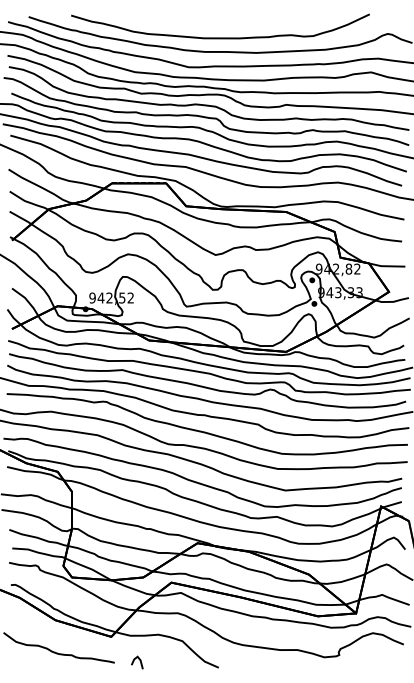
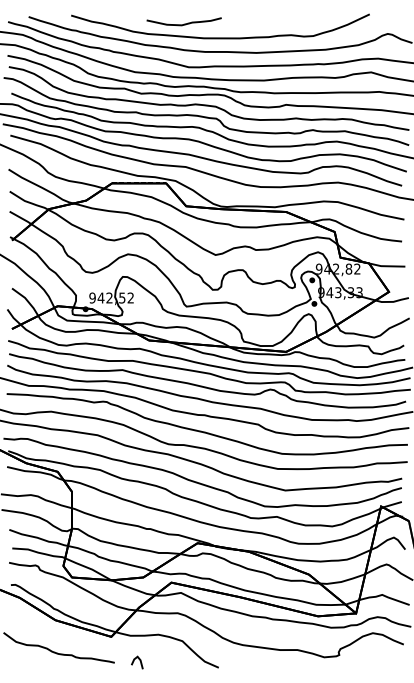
part: none -> present (183, 21)
